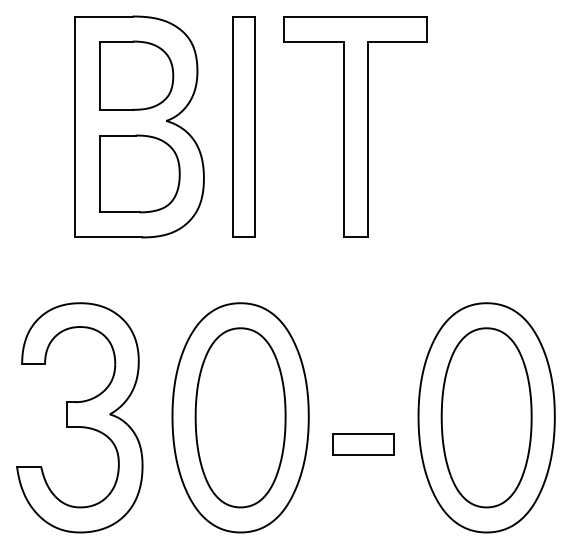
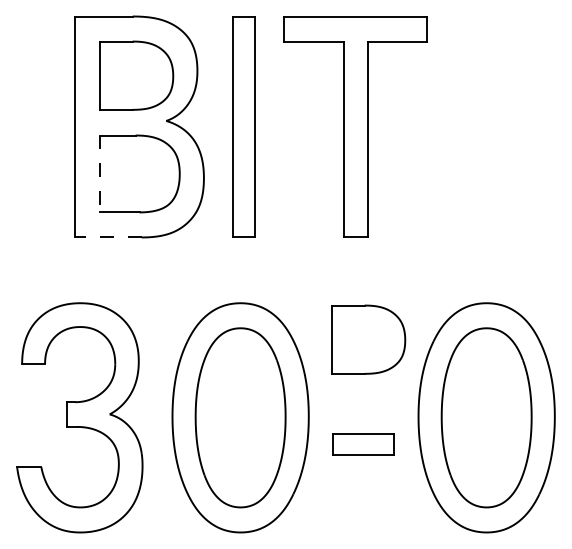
line: solid -> dashed (99, 174)
line: solid -> dashed (108, 237)
part: none -> present (368, 339)
